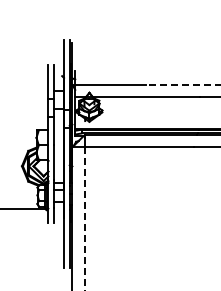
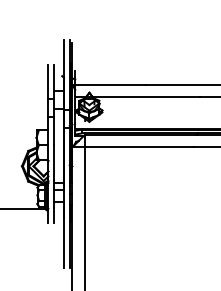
line: dashed -> solid (182, 85)
line: dashed -> solid (84, 219)
